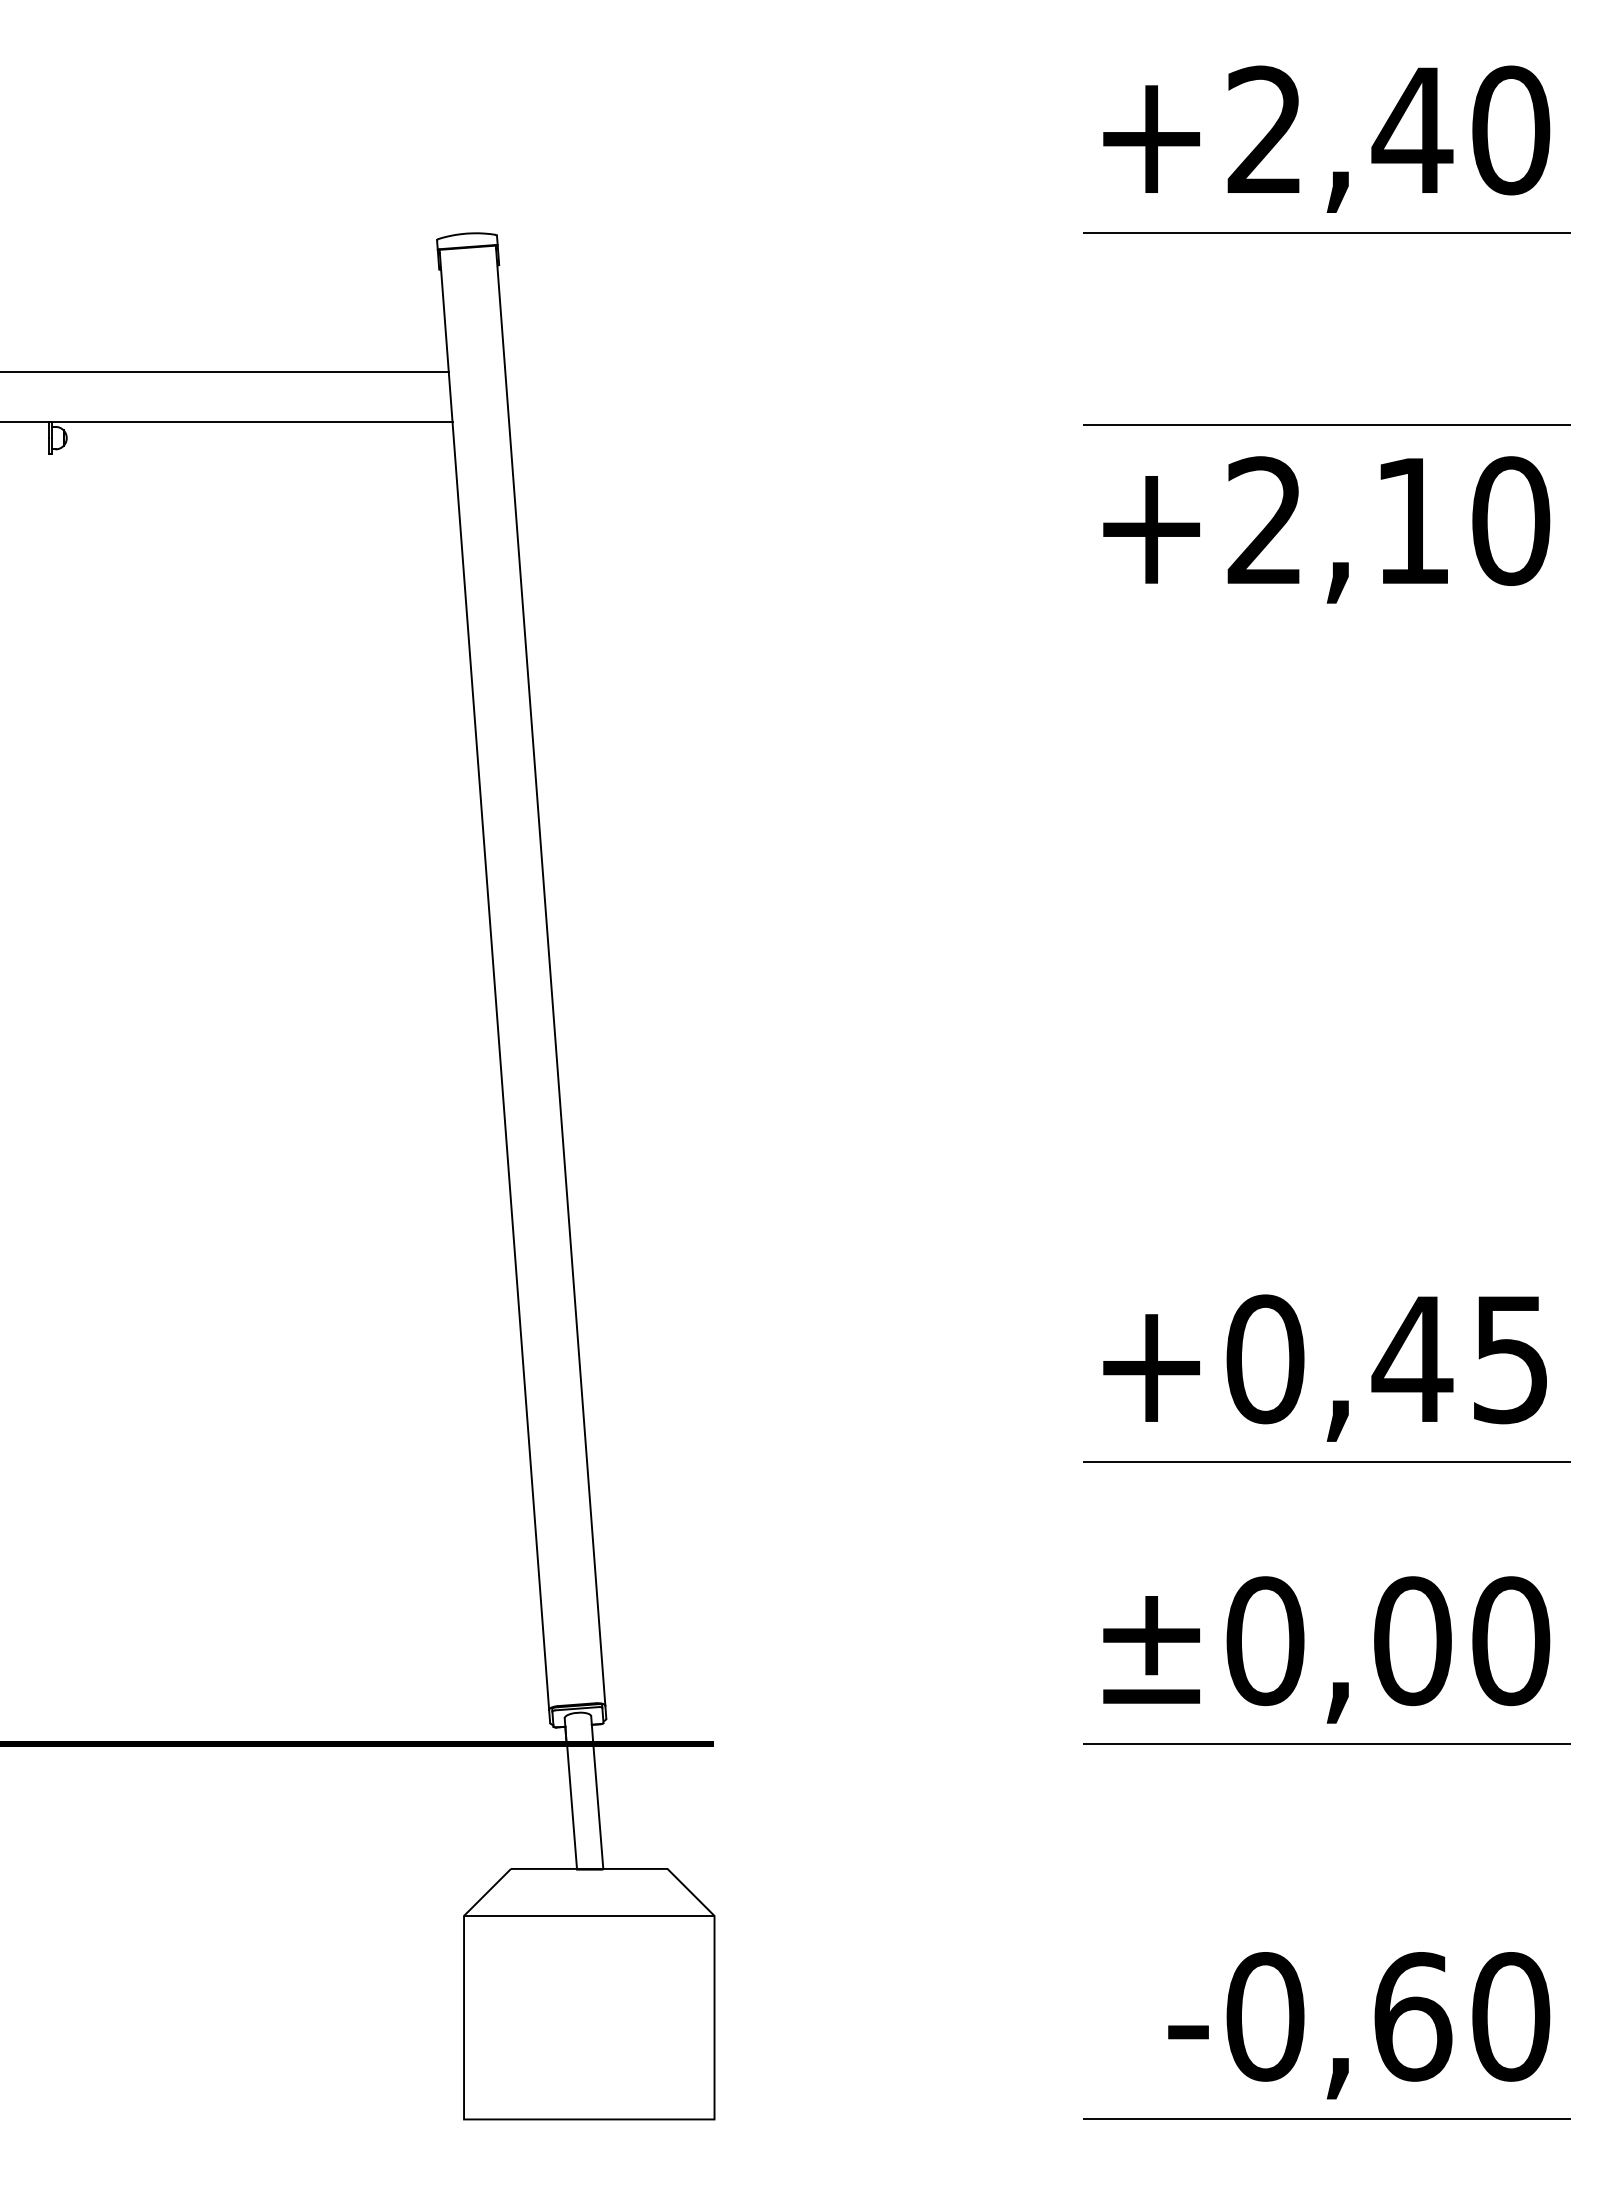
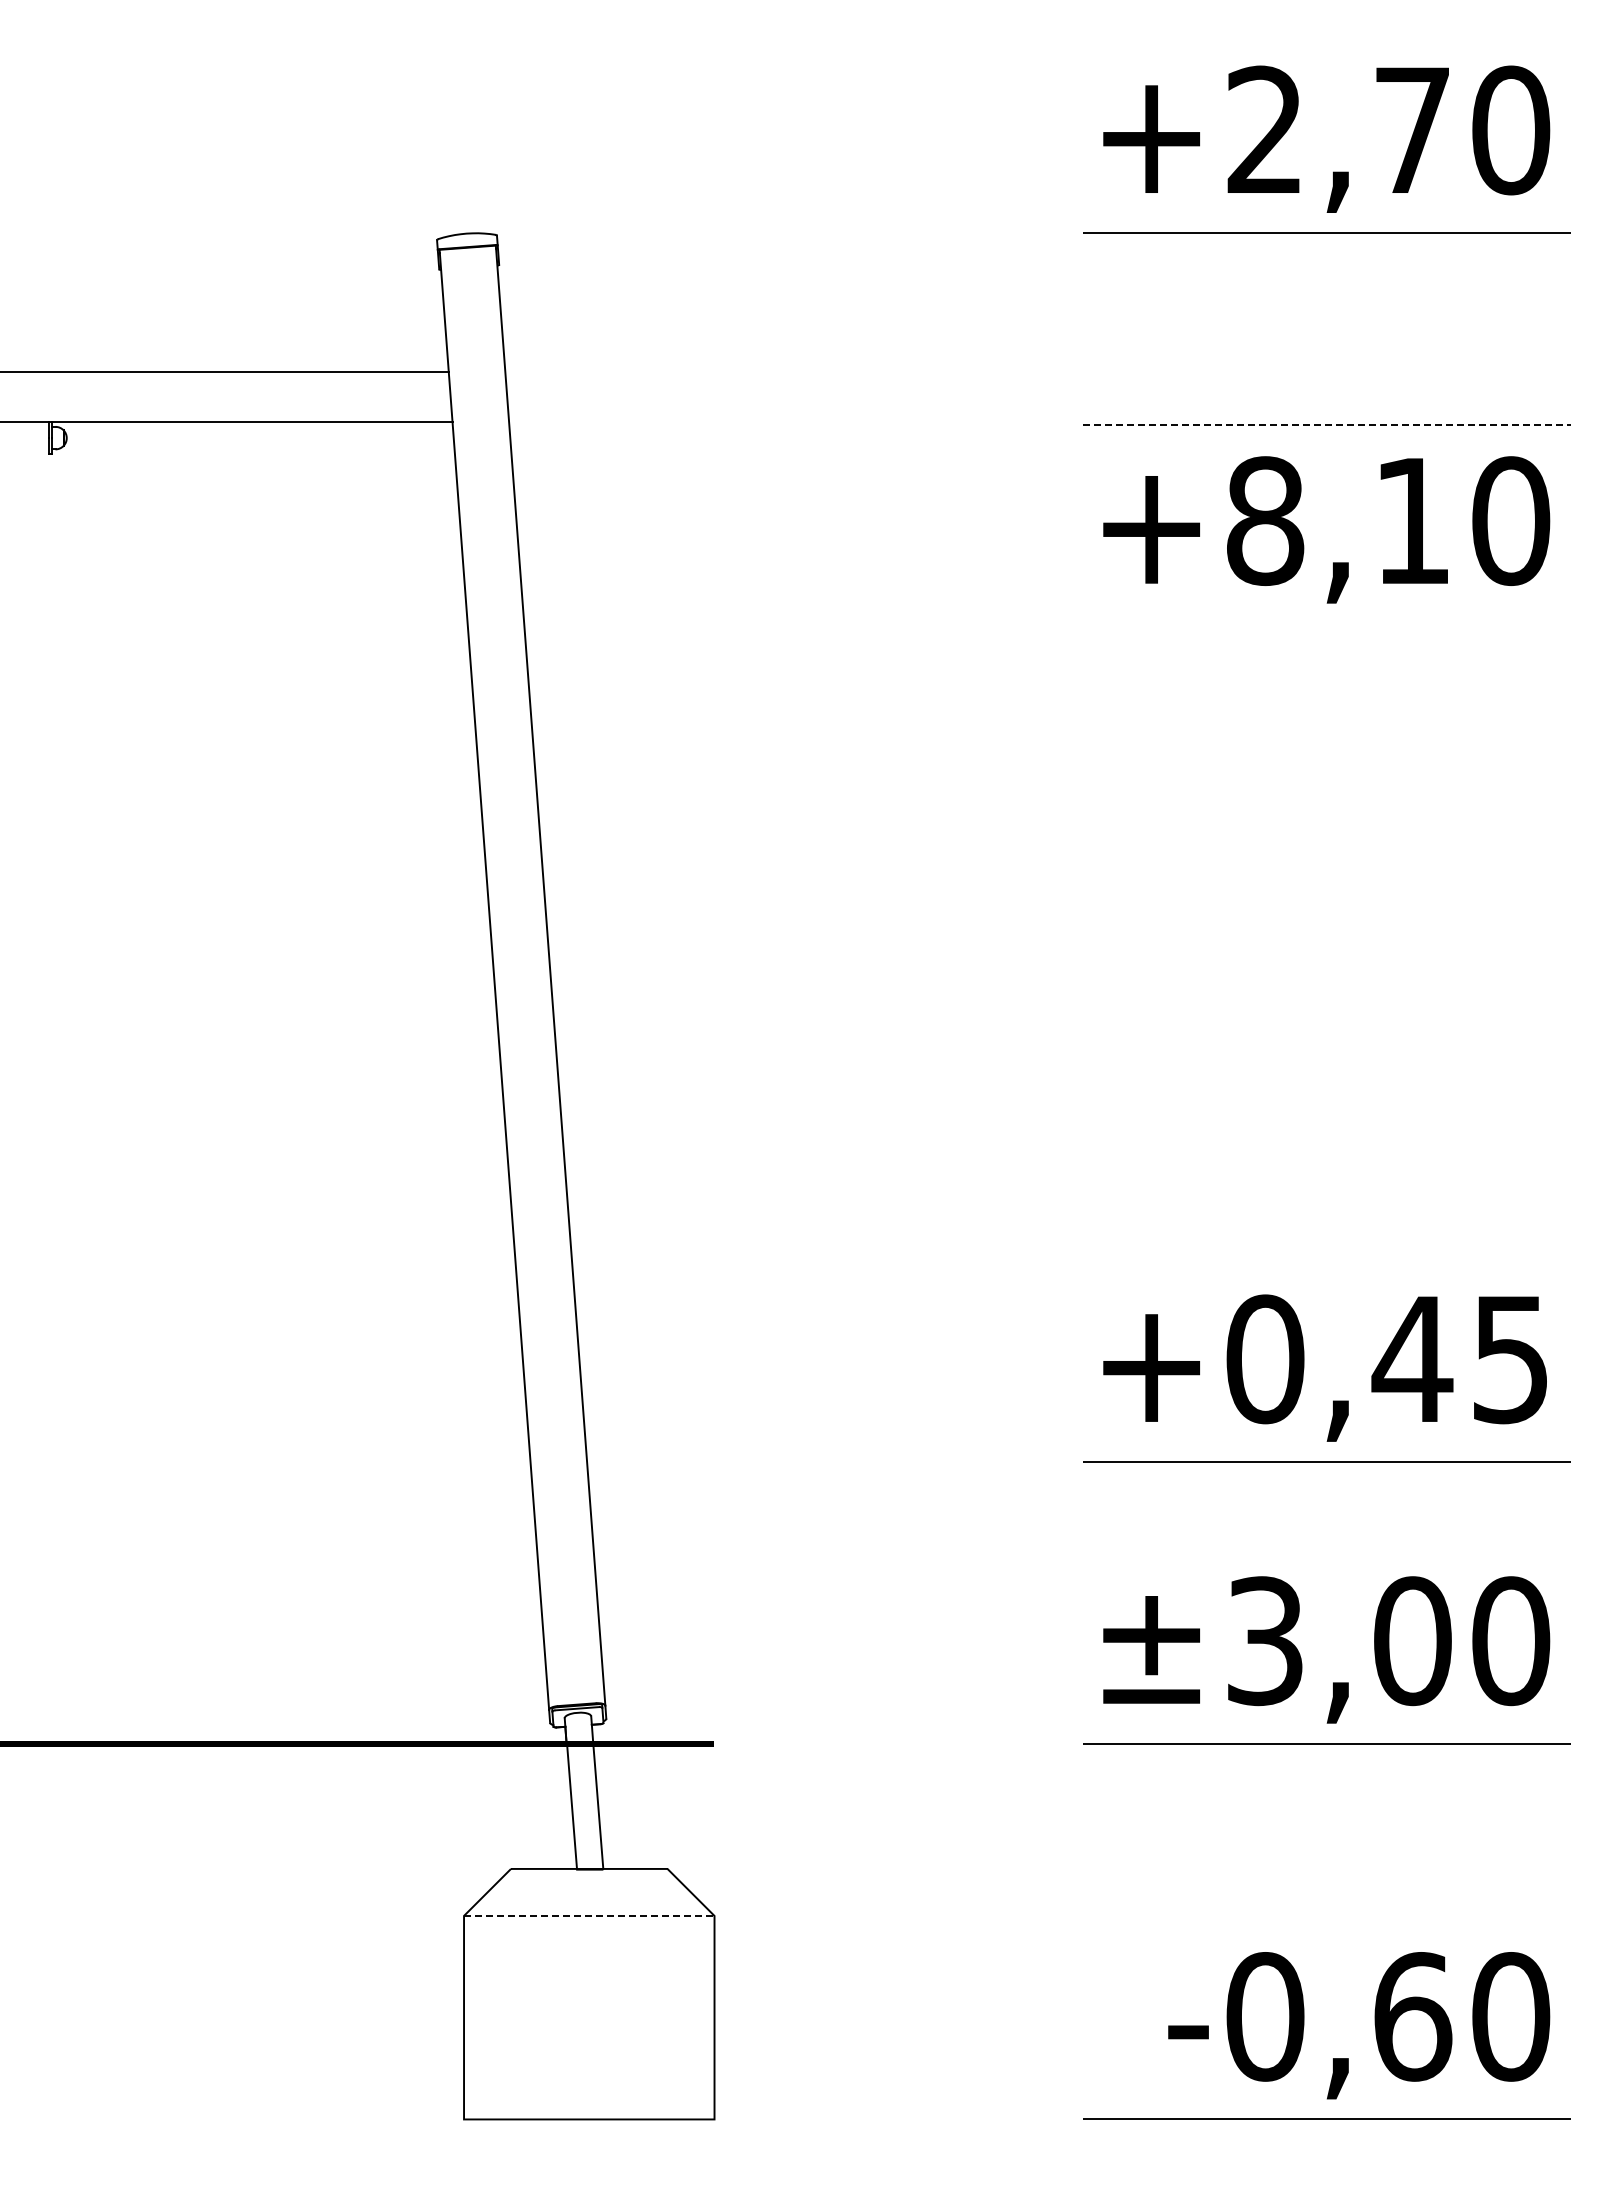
text: +2,40 -> +2,70 (1412, 129)
line: solid -> dashed (1327, 425)
text: +2,10 -> +8,10 (1265, 521)
text: ±0,00 -> ±3,00 (1265, 1641)
line: solid -> dashed (589, 1915)
